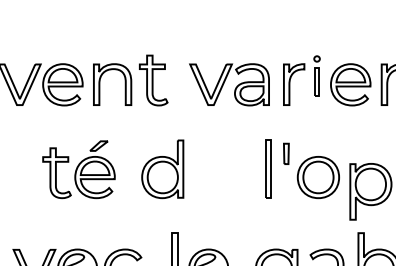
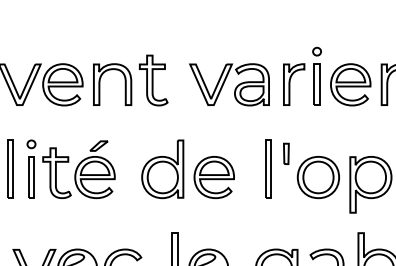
part size: 8x42 px -> 10x60 px (316, 75)
part: none -> present (10, 168)
part: none -> present (31, 168)
part: none -> present (213, 177)
part position: (370, 191) -> (370, 184) (370, 184)
